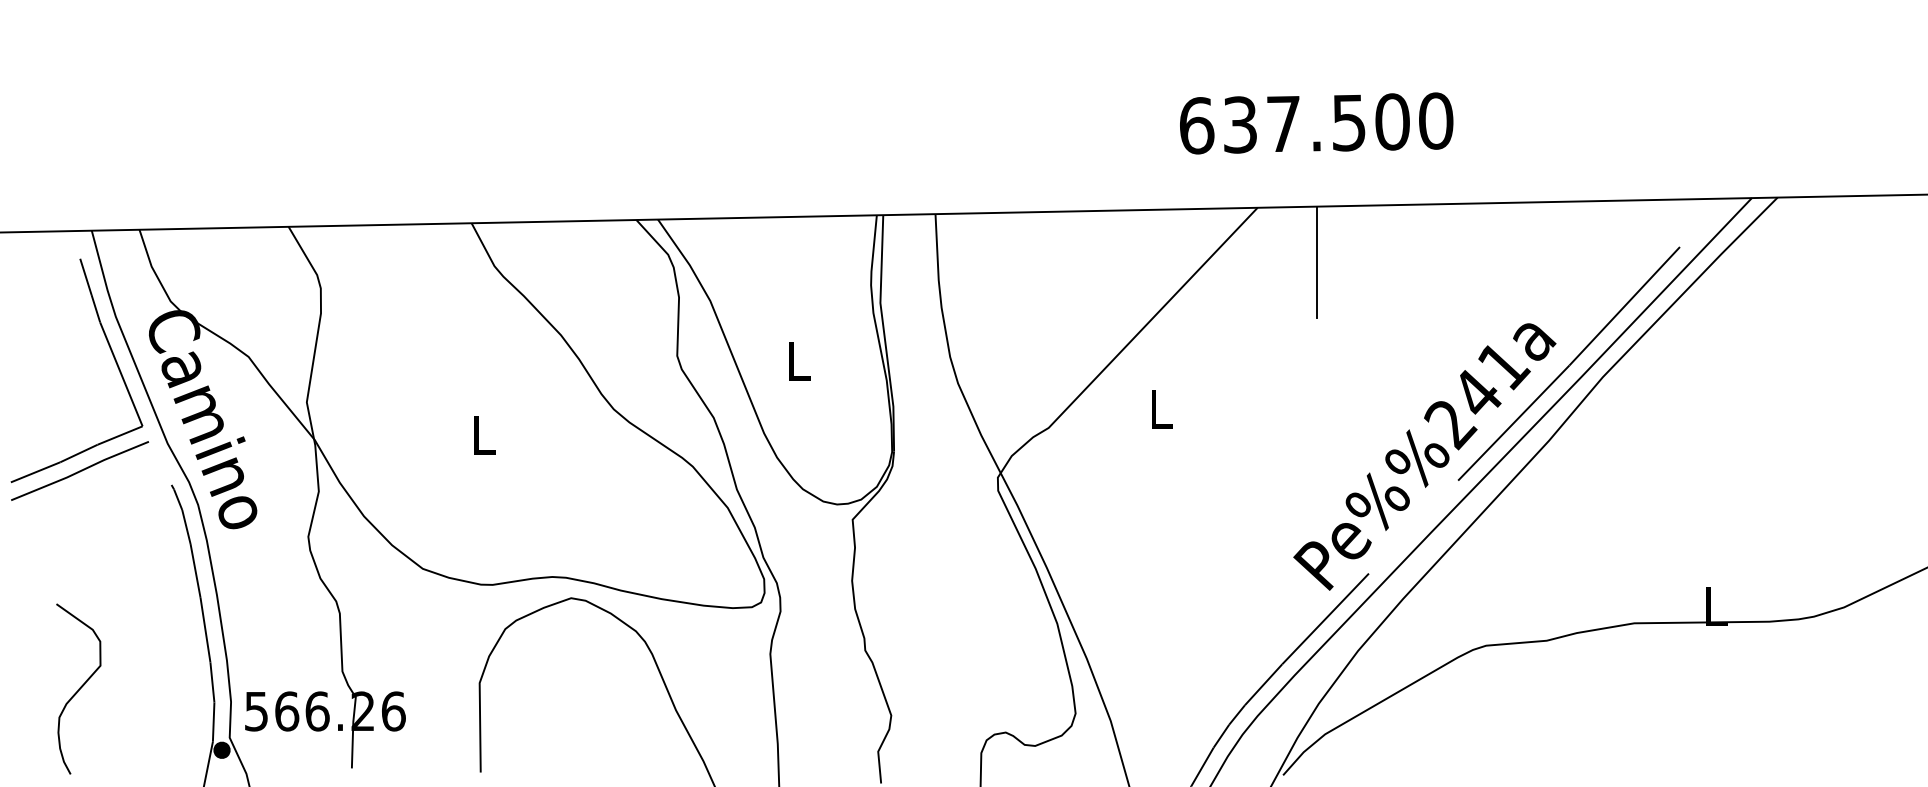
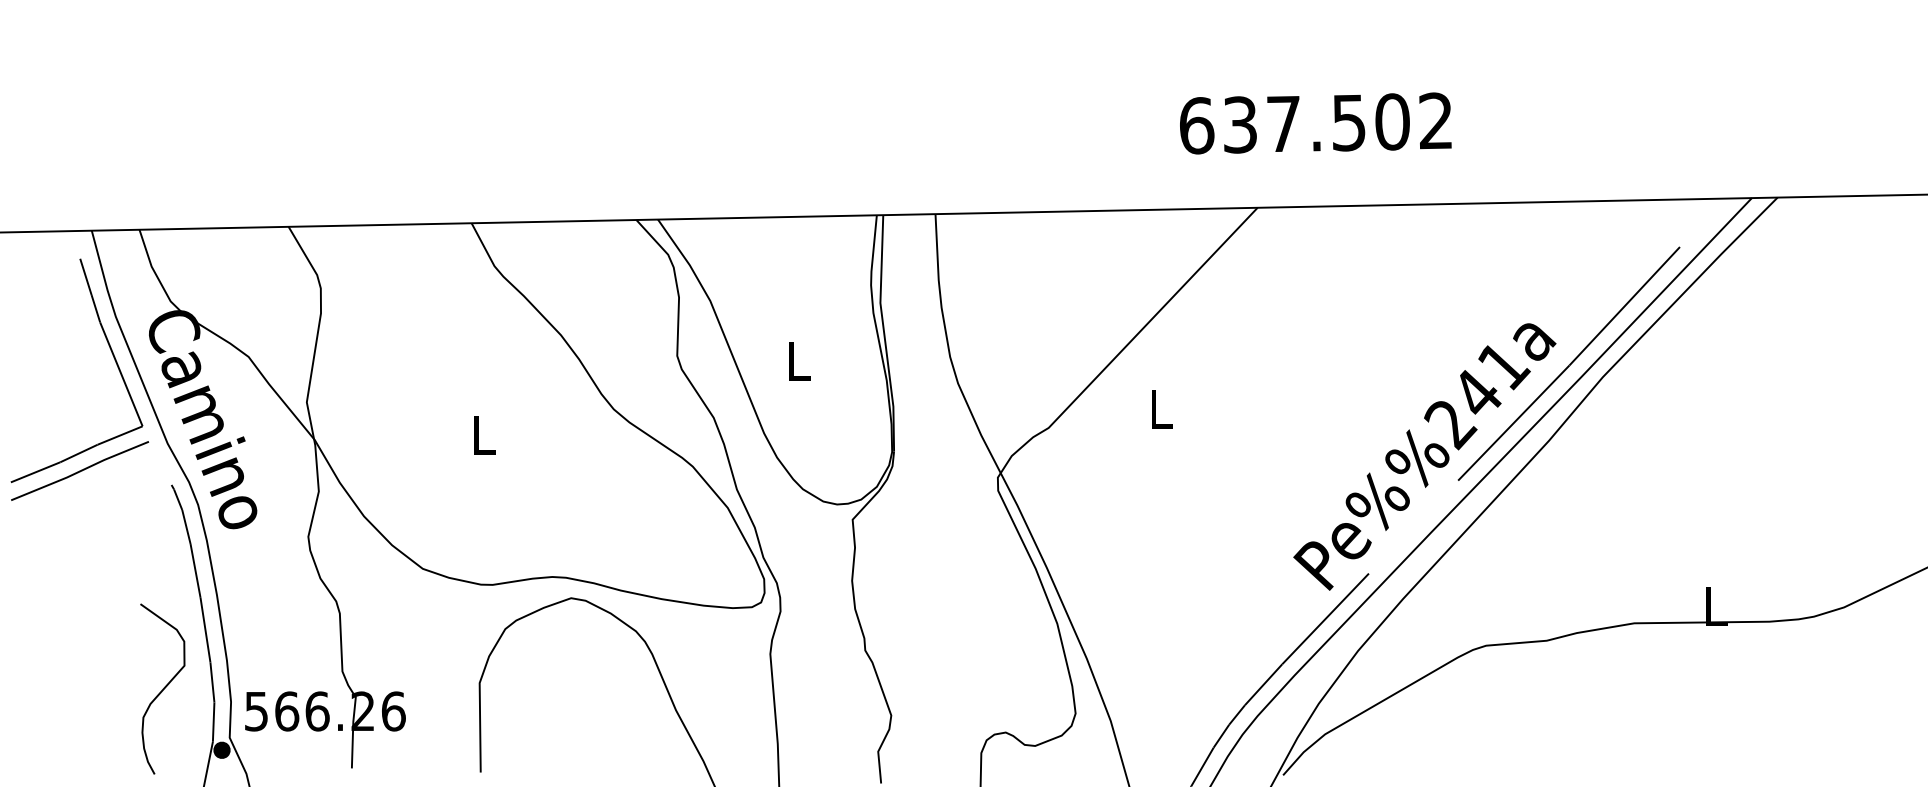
text: 637.500 -> 637.502 (1436, 120)
line: present -> none (1317, 261)
curve position: (78, 688) -> (162, 688) (162, 688)
